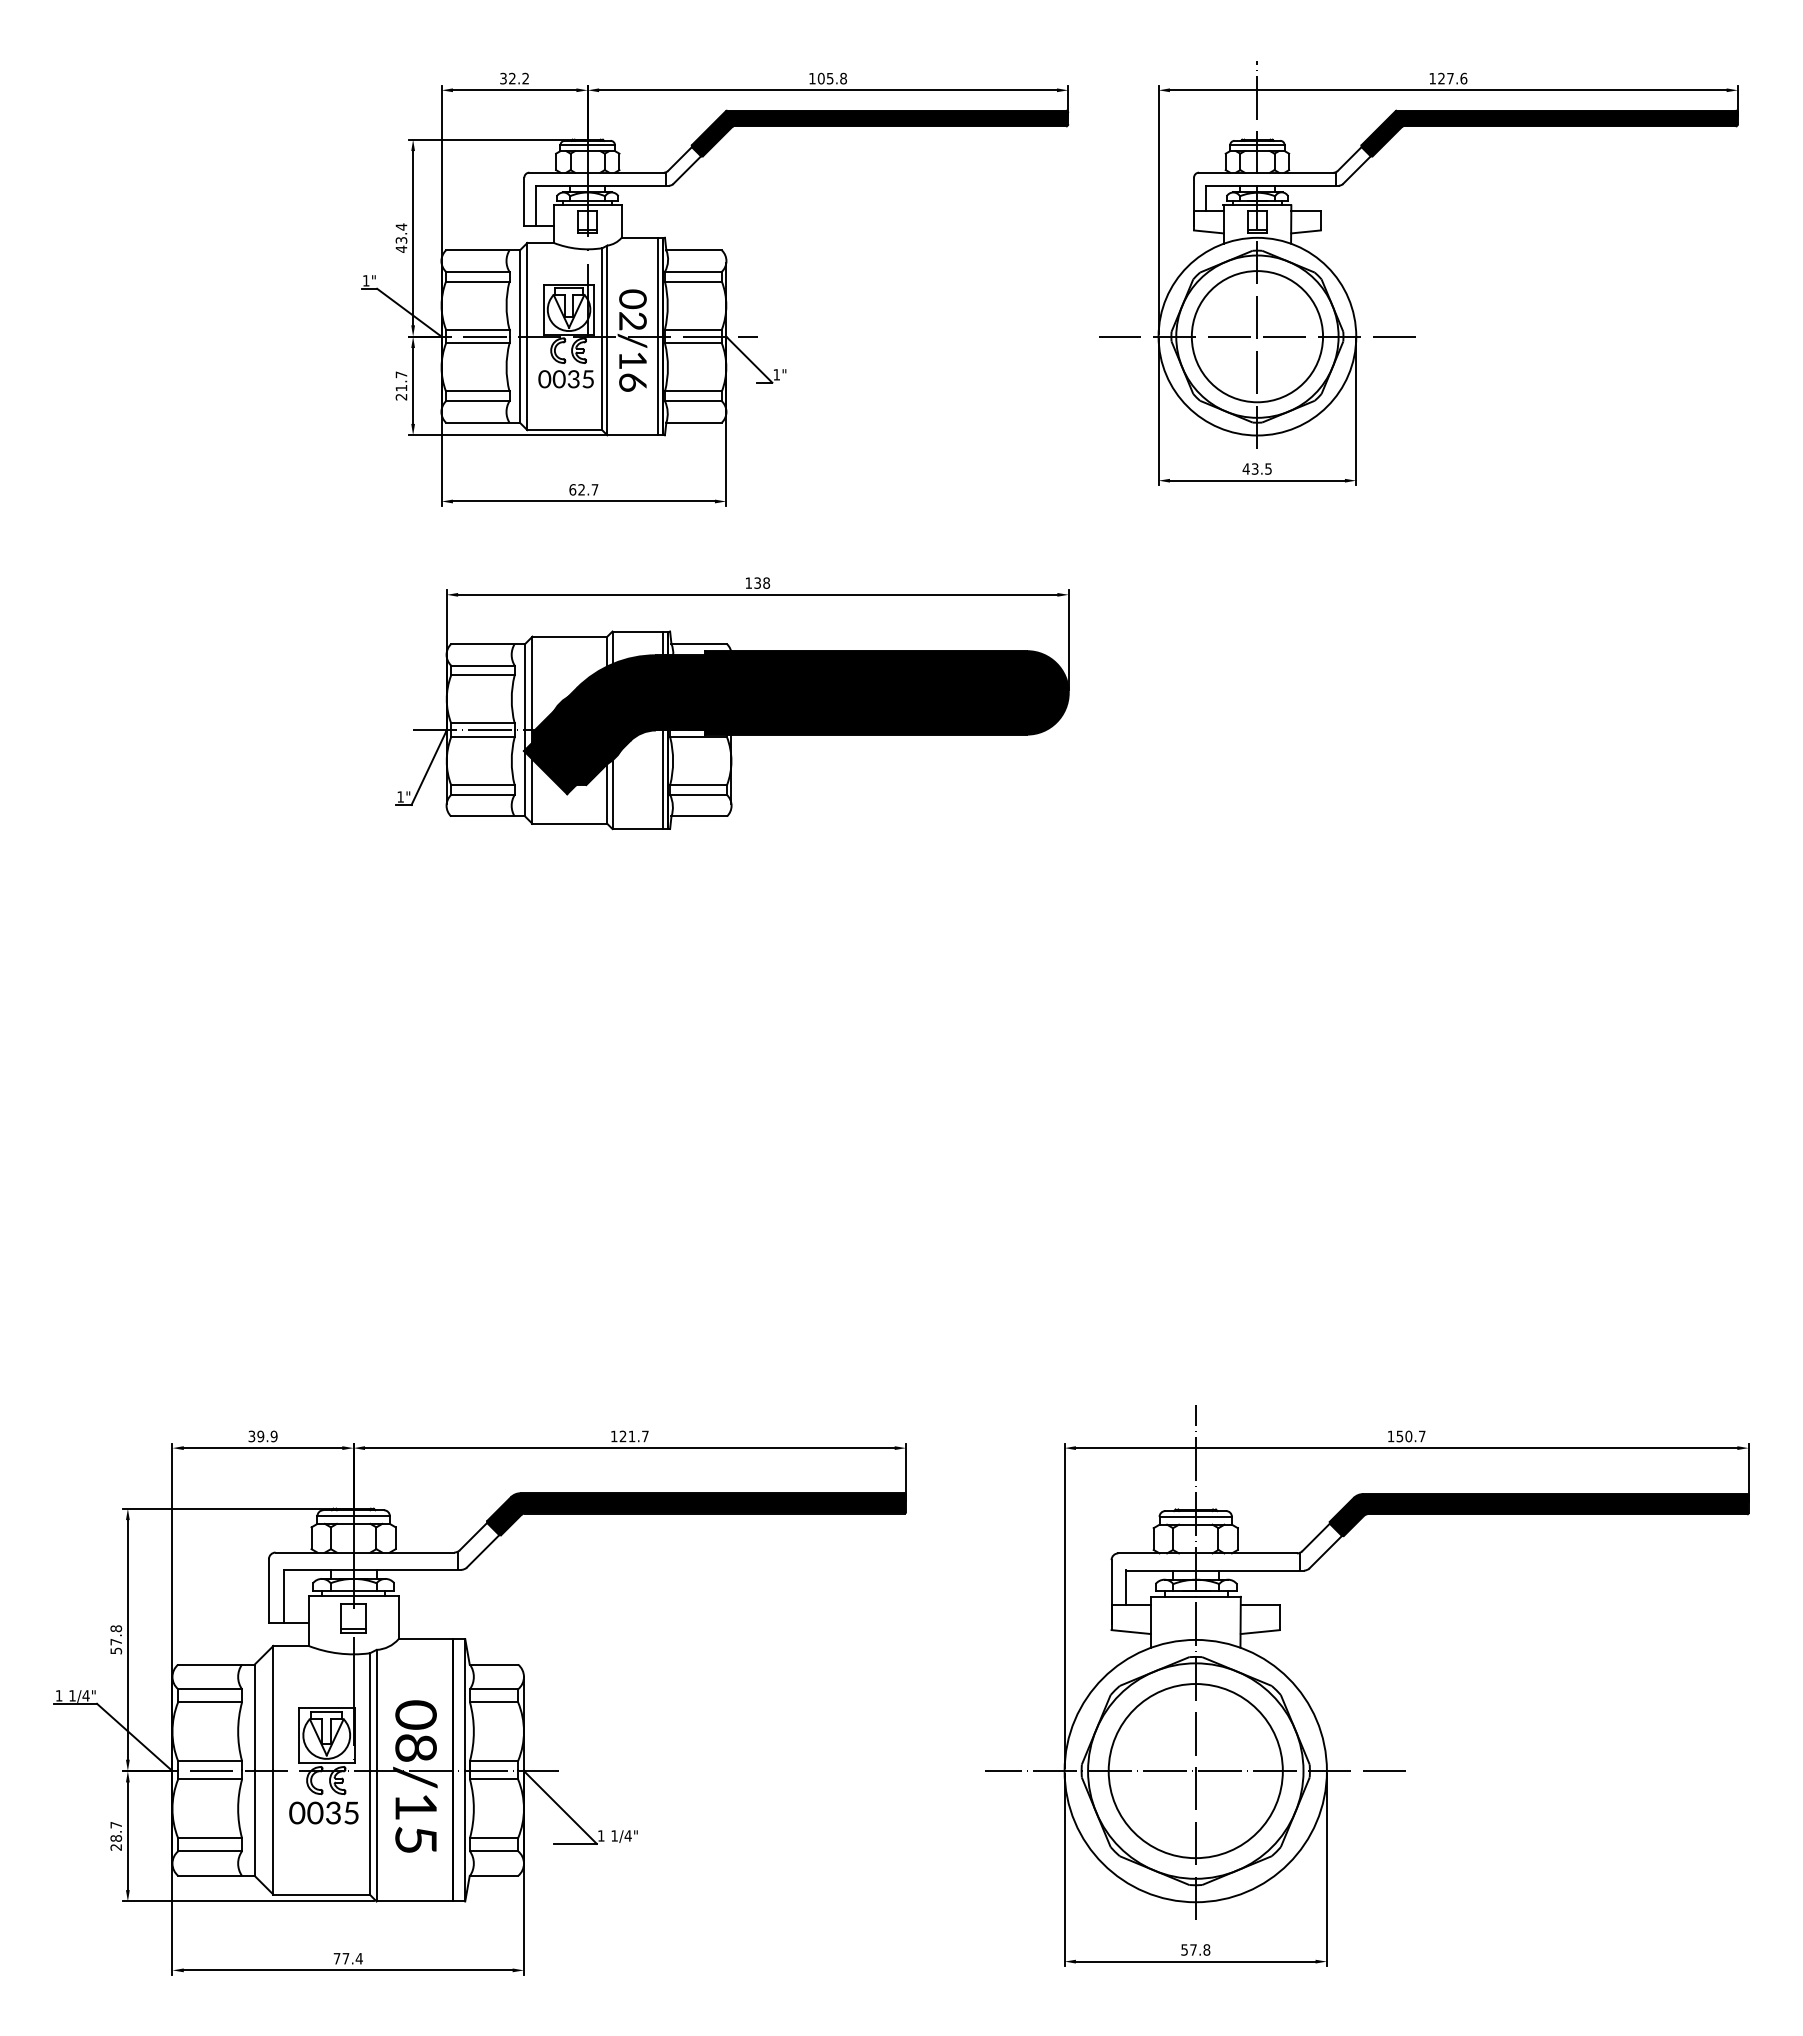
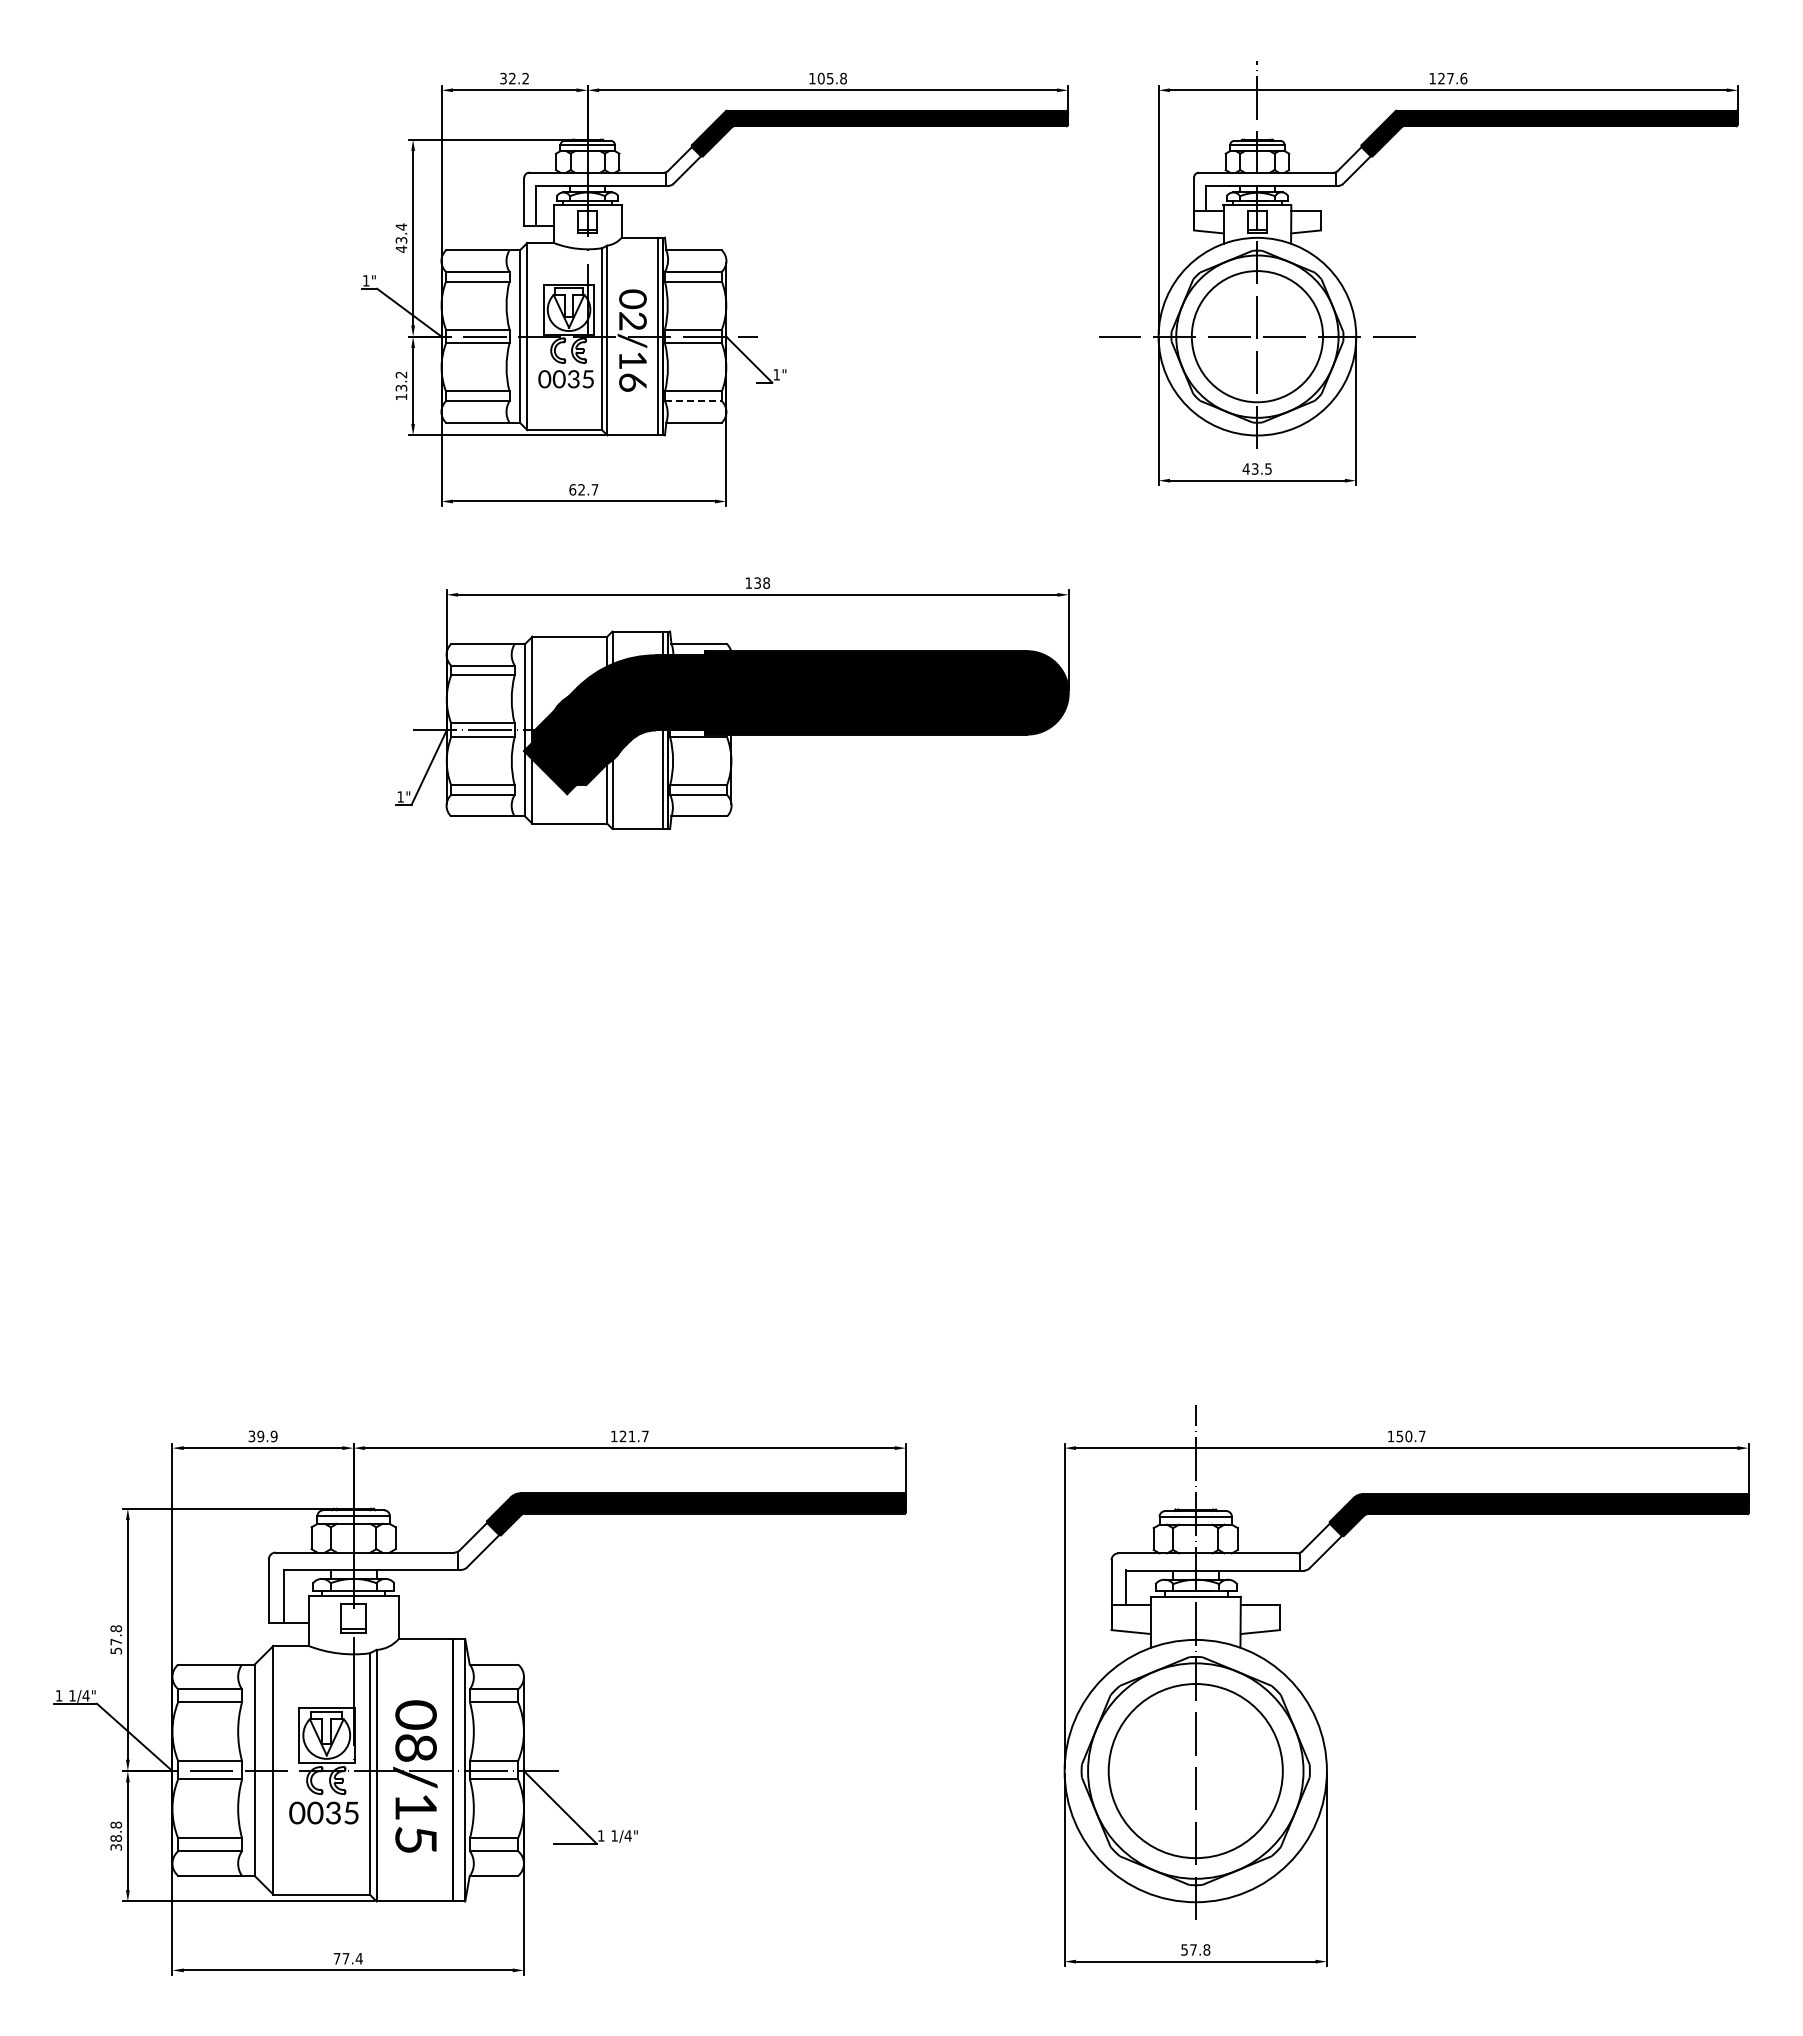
text: 21.7 -> 13.2 (401, 385)
line: solid -> dashed (693, 401)
line: present -> none (1195, 1771)
text: 28.7 -> 38.8 (116, 1835)
